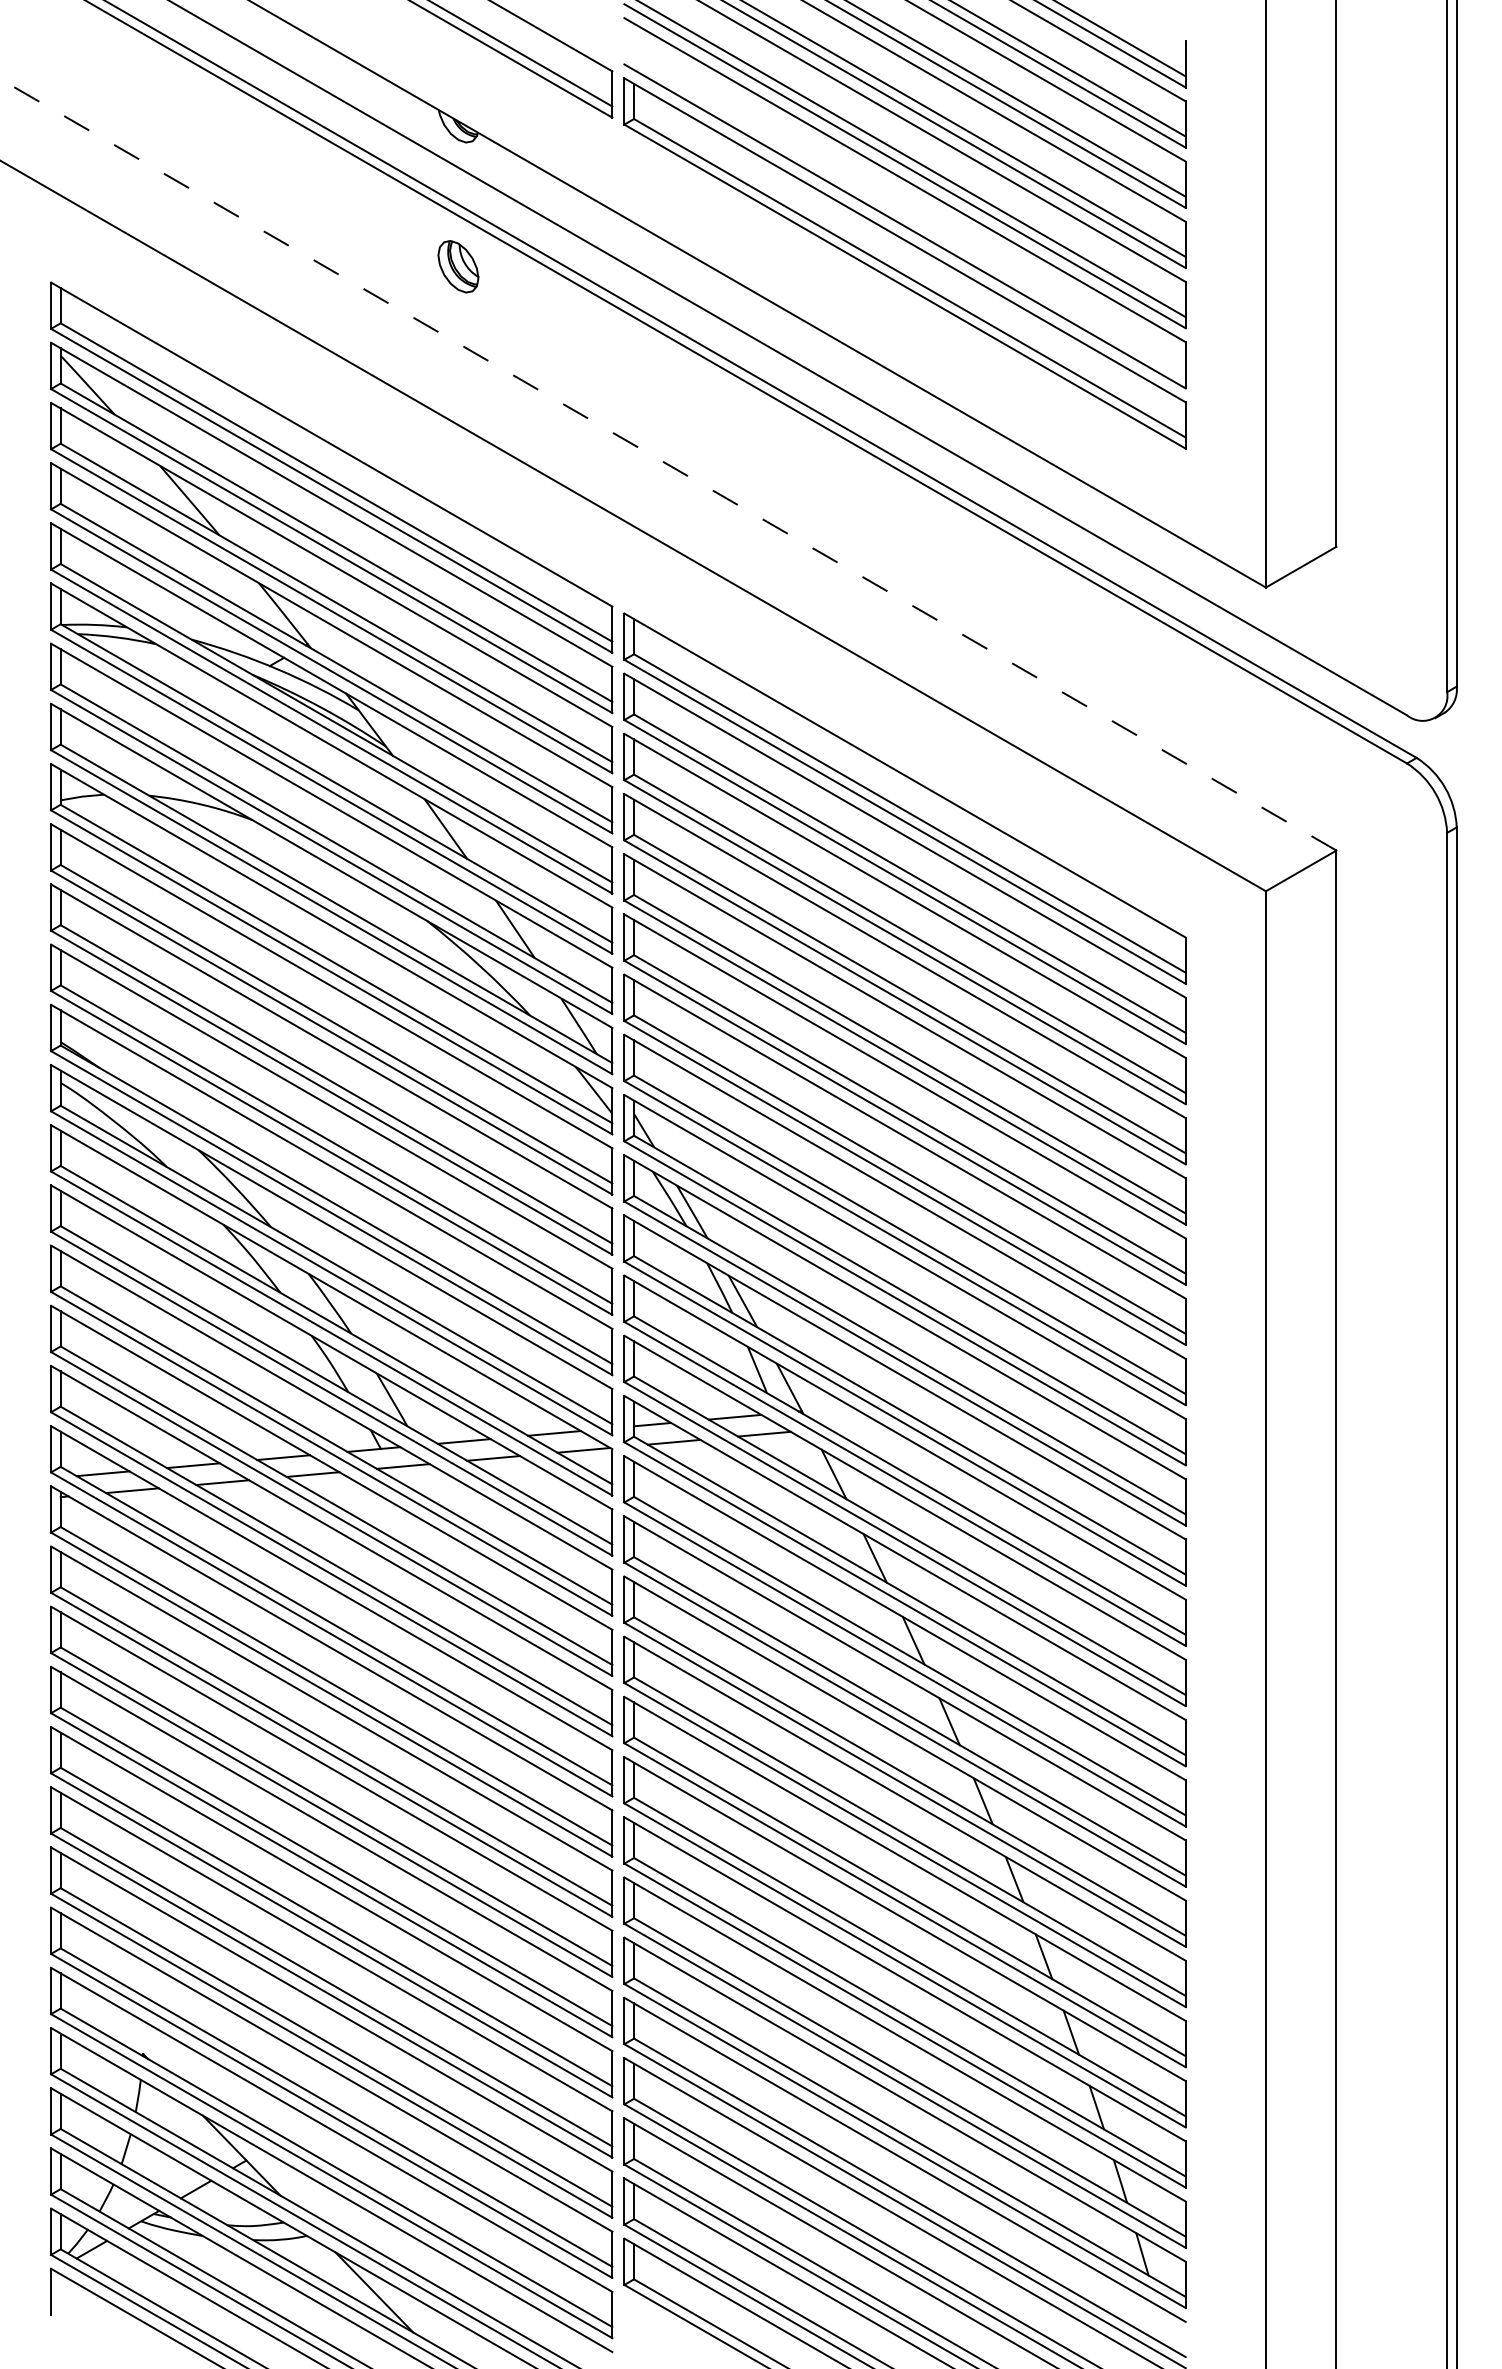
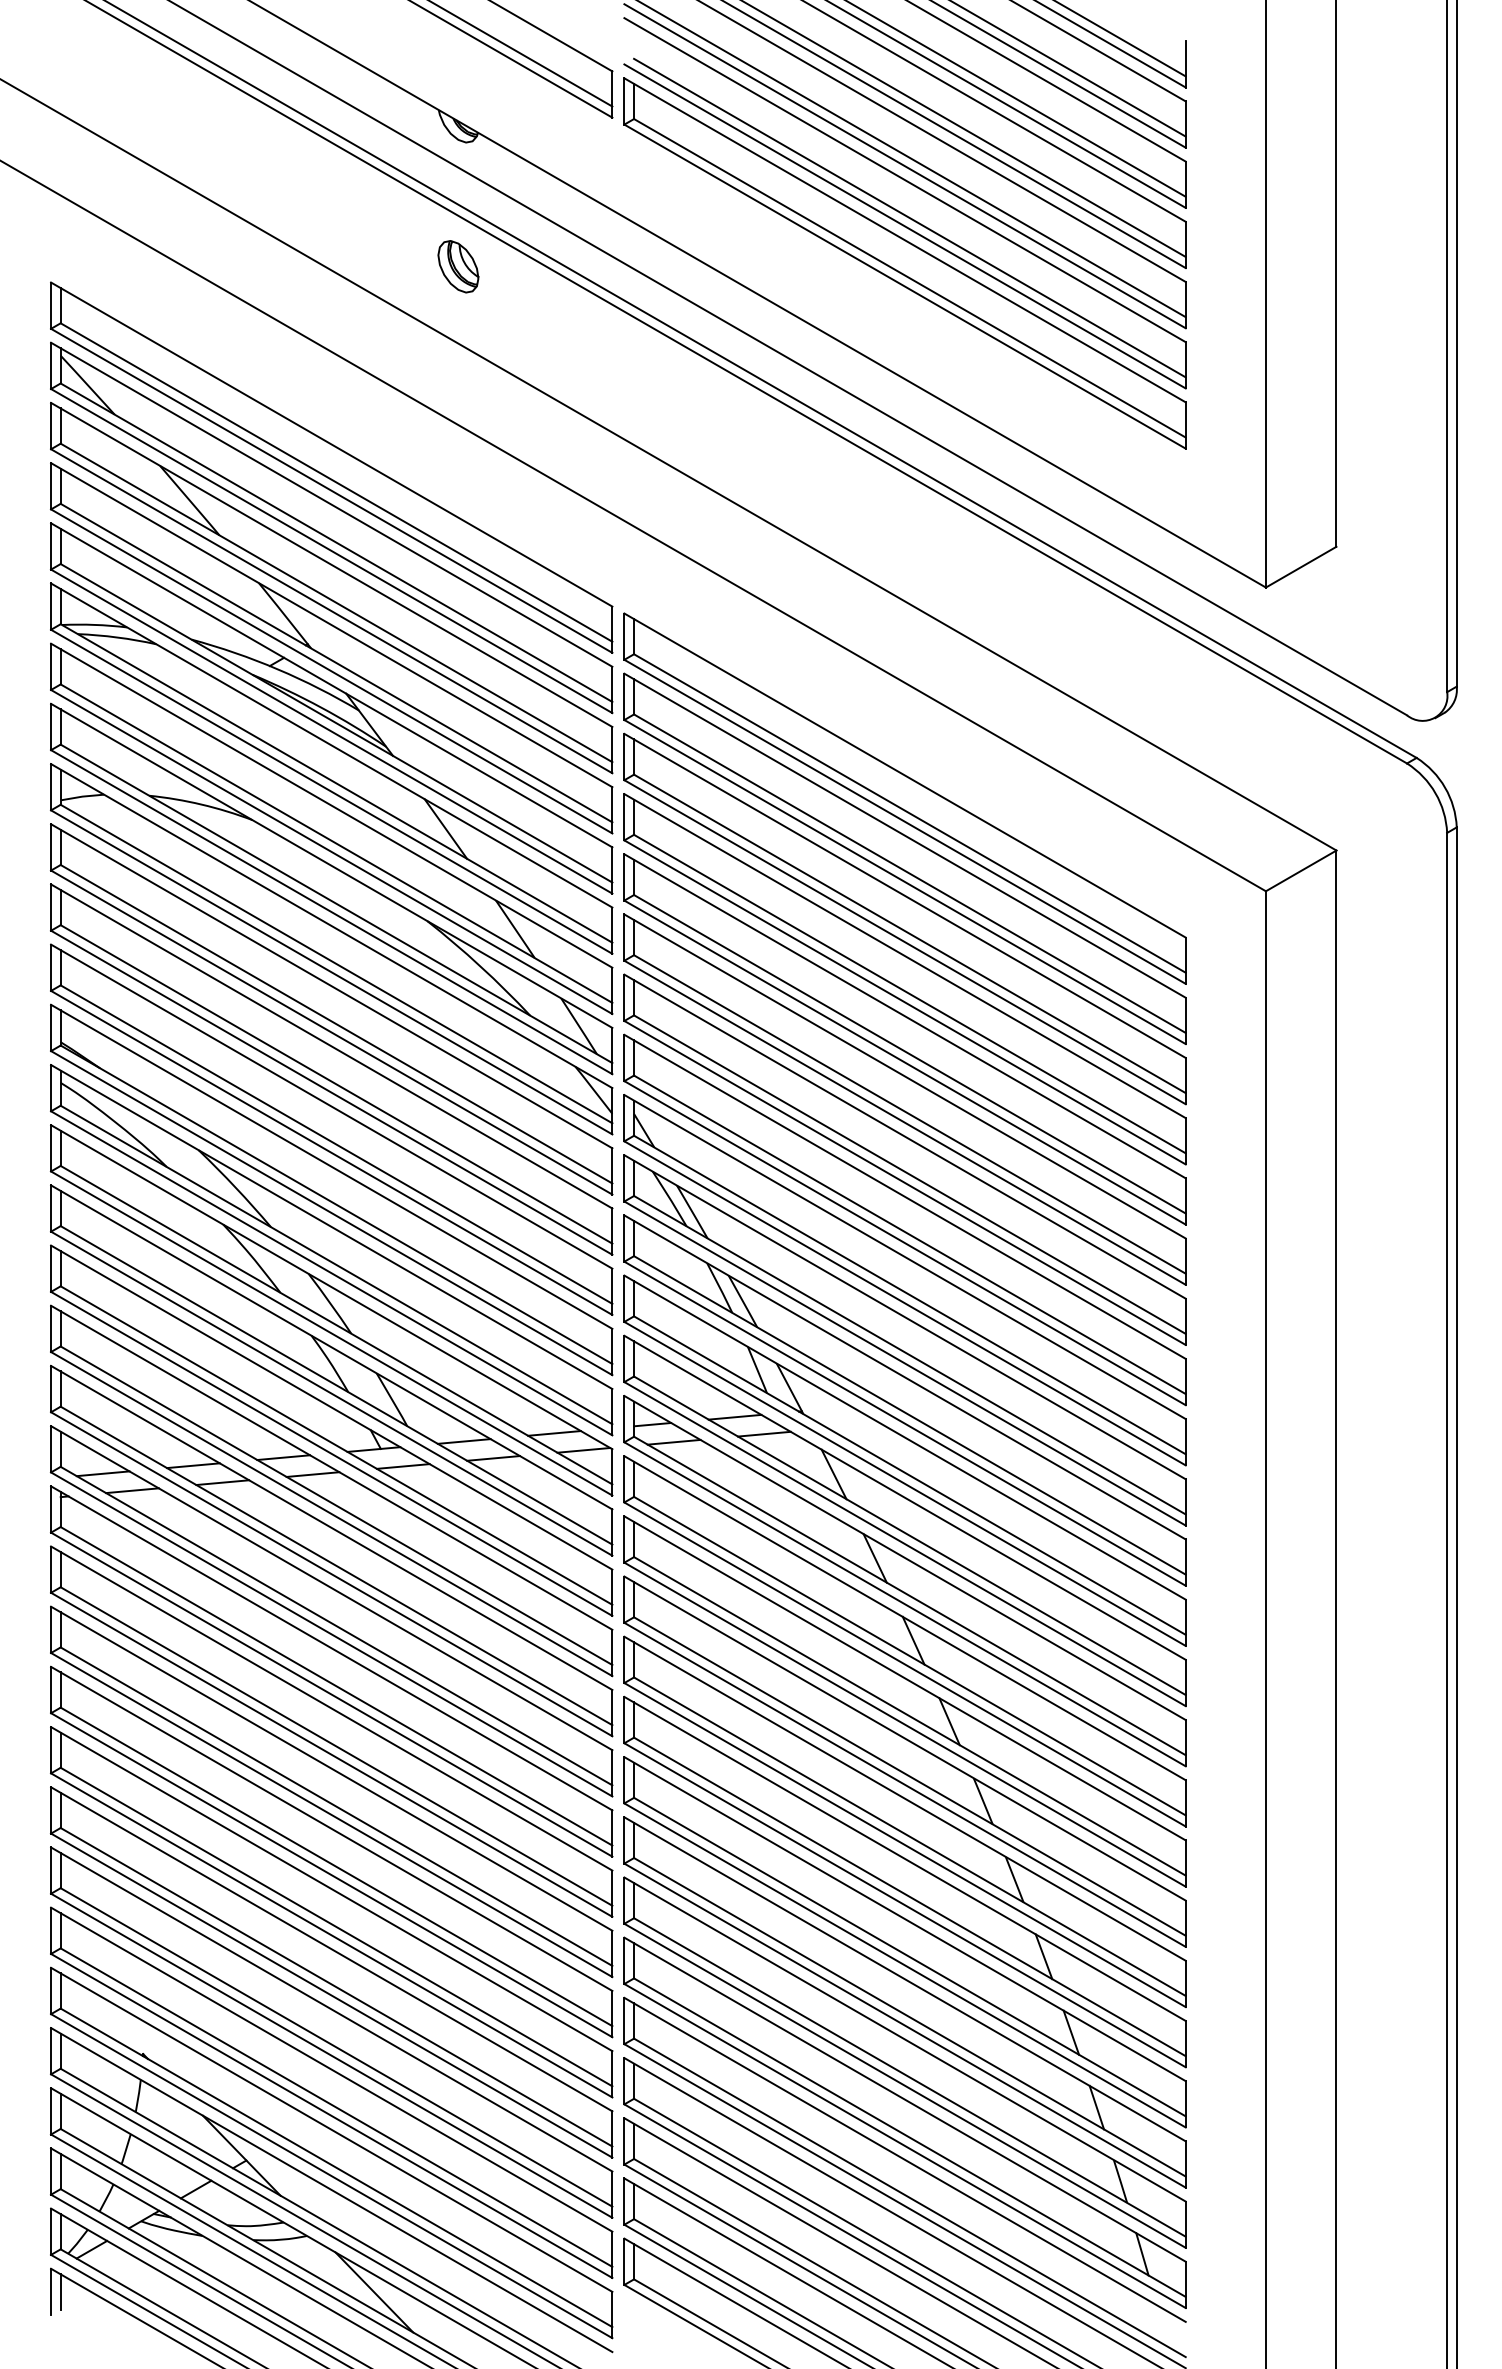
line: none -> present (909, 217)
line: dashed -> solid (667, 464)
line: none -> present (60, 2291)
